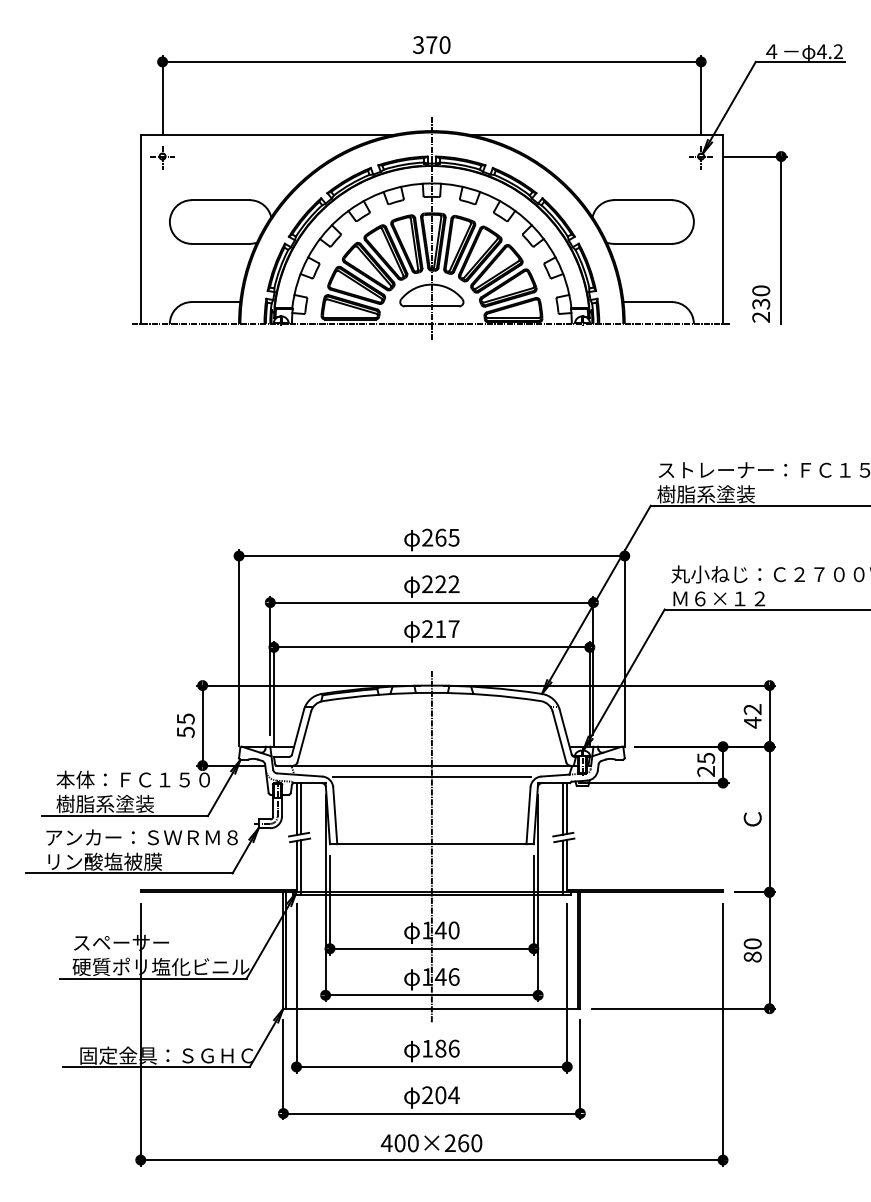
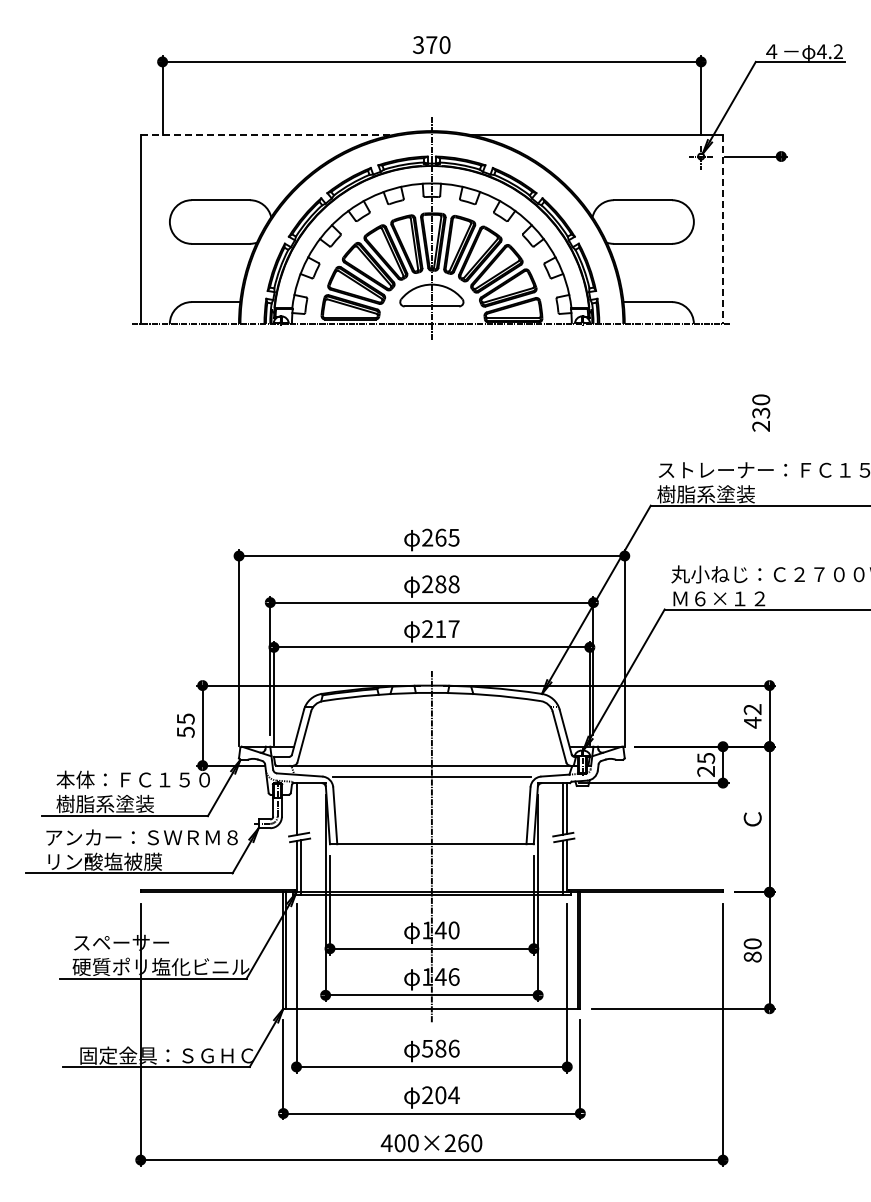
line: solid -> dashed (267, 134)
part: present -> none (162, 157)
line: solid -> dashed (723, 229)
line: present -> none (781, 239)
text position: (761, 303) -> (761, 412) (761, 412)
text: 222 -> 288 (447, 584)
line: present -> none (300, 808)
text: 186 -> 586 (427, 1048)
